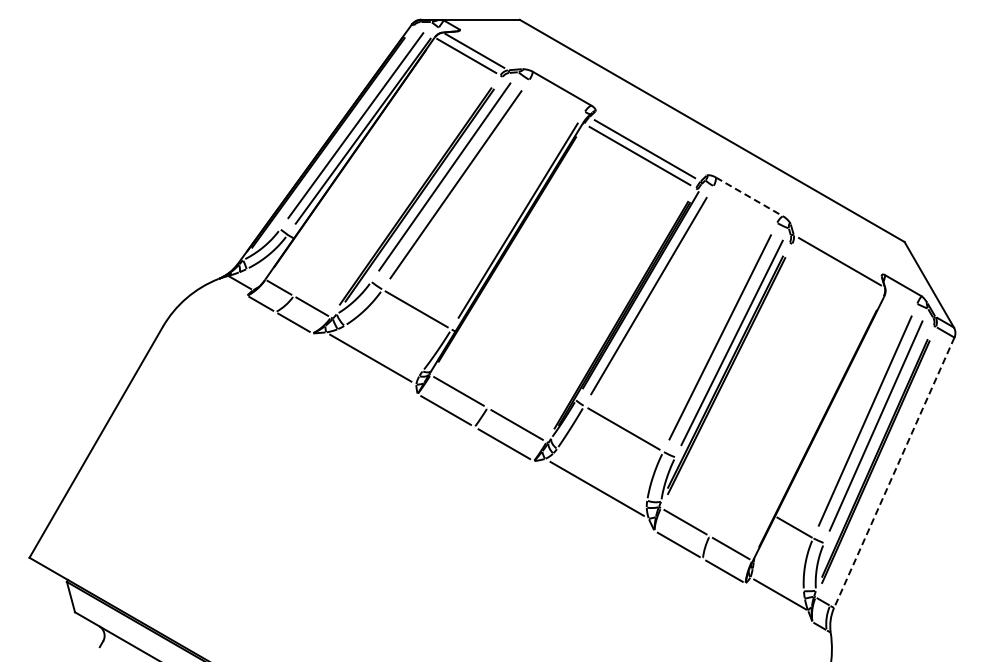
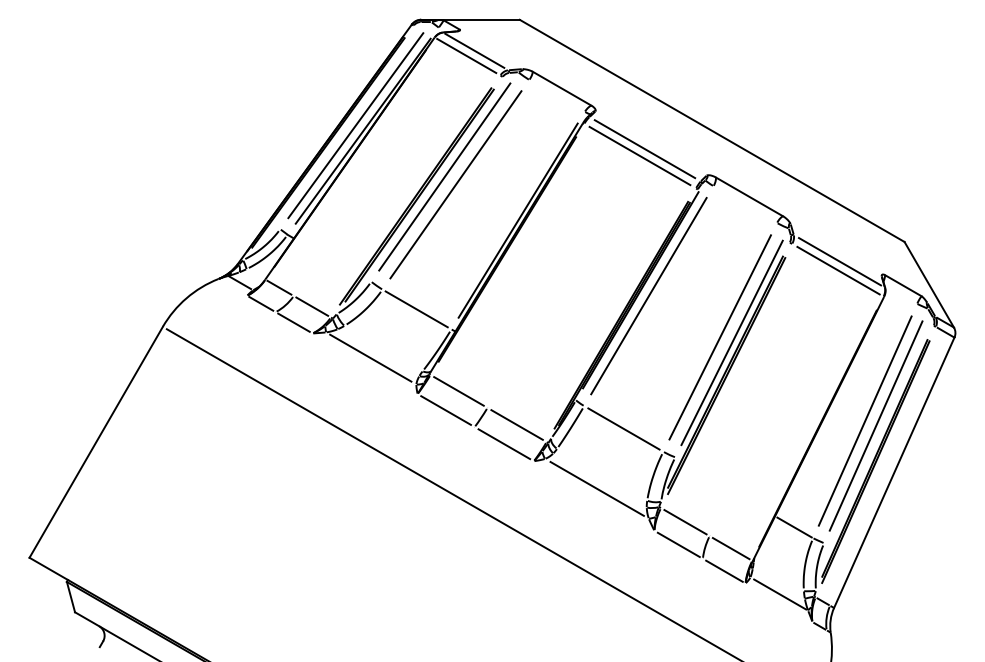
line: dashed -> solid (749, 196)
line: none -> present (838, 270)
line: dashed -> solid (894, 472)
line: none -> present (451, 493)
